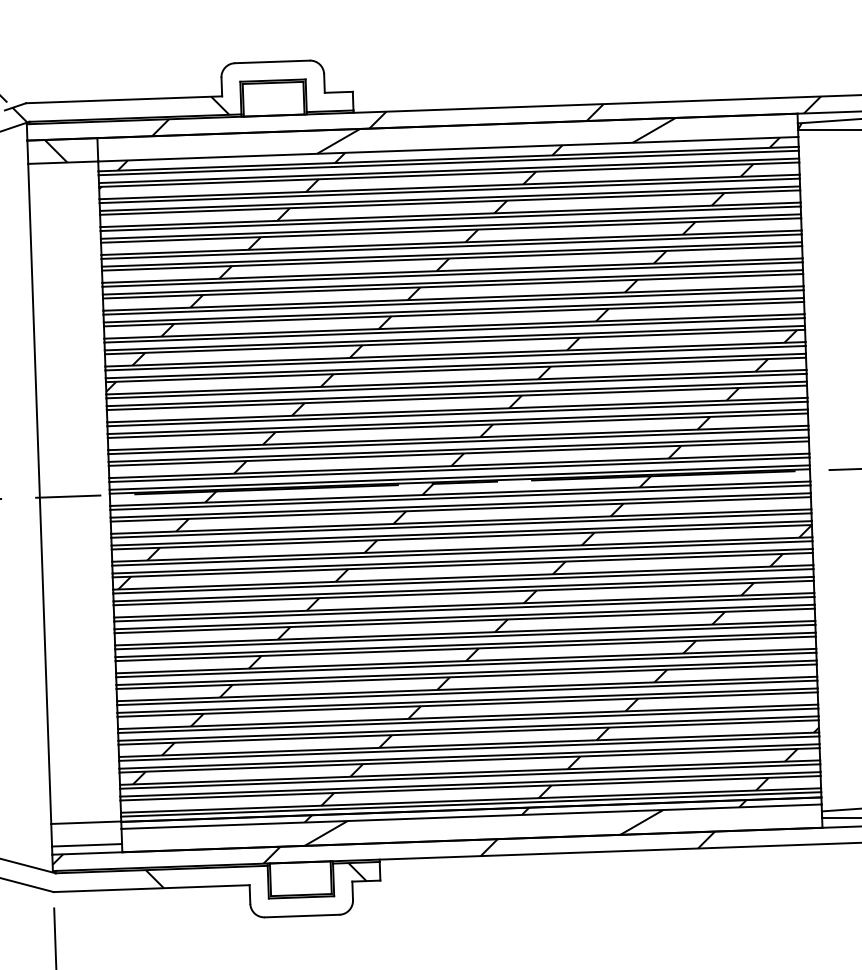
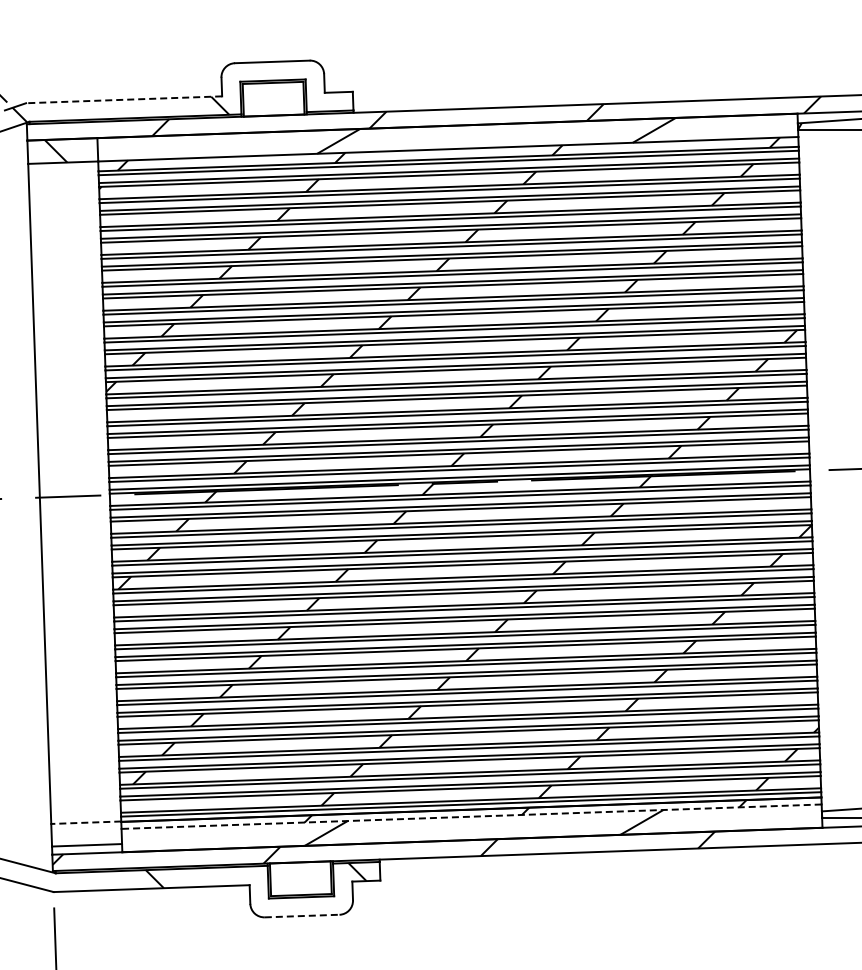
line: solid -> dashed (123, 99)
line: solid -> dashed (471, 816)
line: solid -> dashed (85, 822)
line: solid -> dashed (302, 916)
